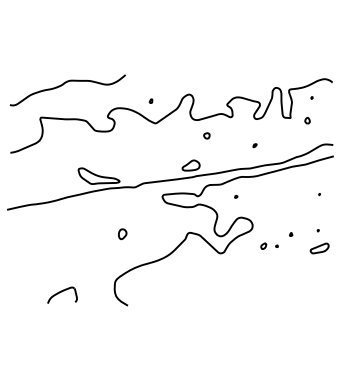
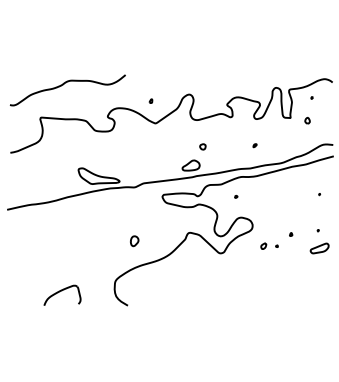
part position: (206, 135) -> (202, 146) (202, 146)
part position: (122, 234) -> (134, 241) (134, 241)
part size: 31x18 px -> 39x22 px (62, 294)
